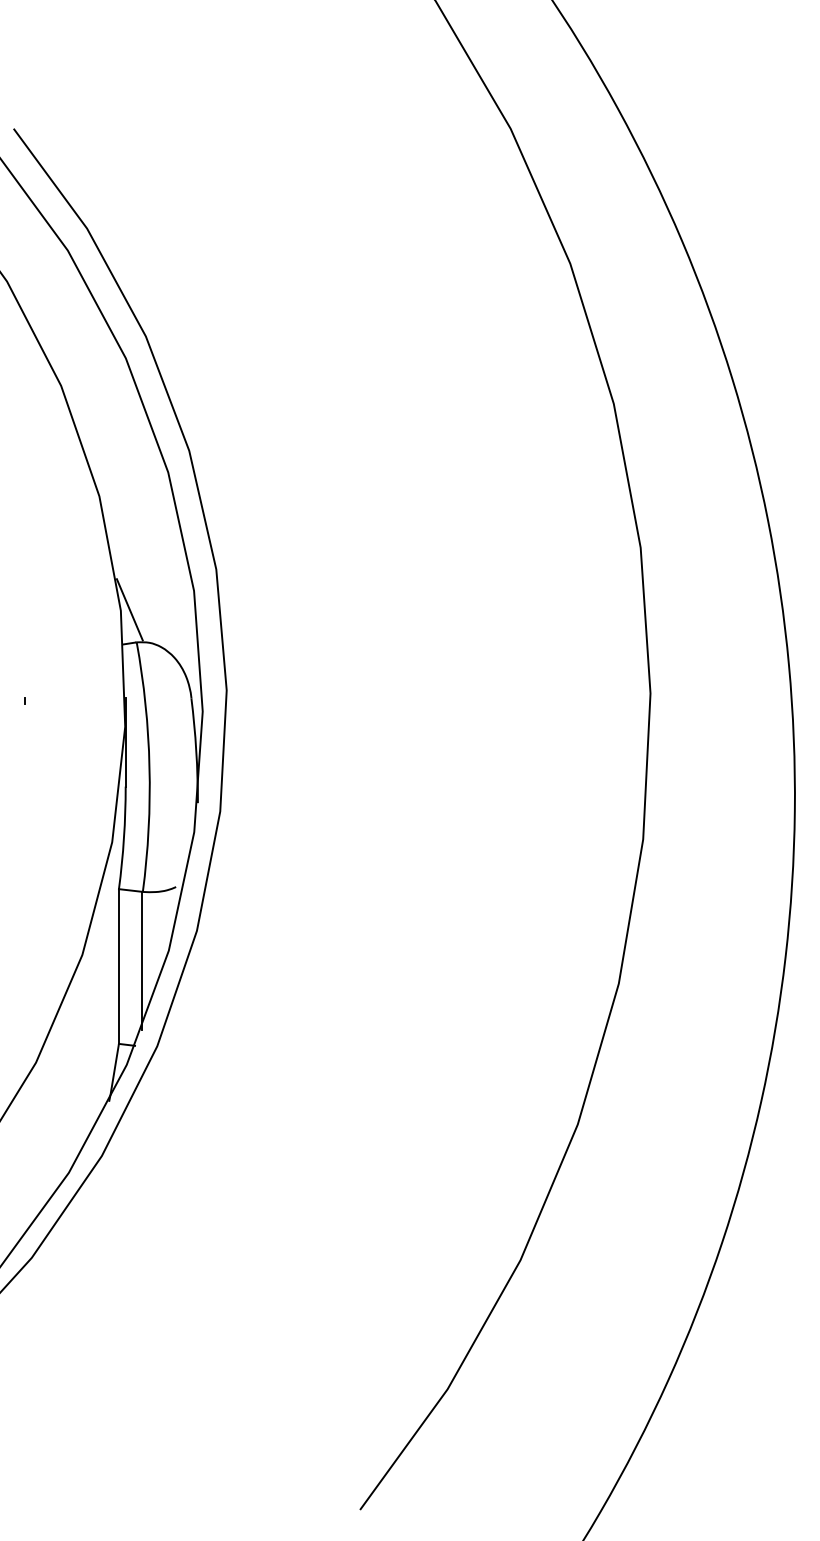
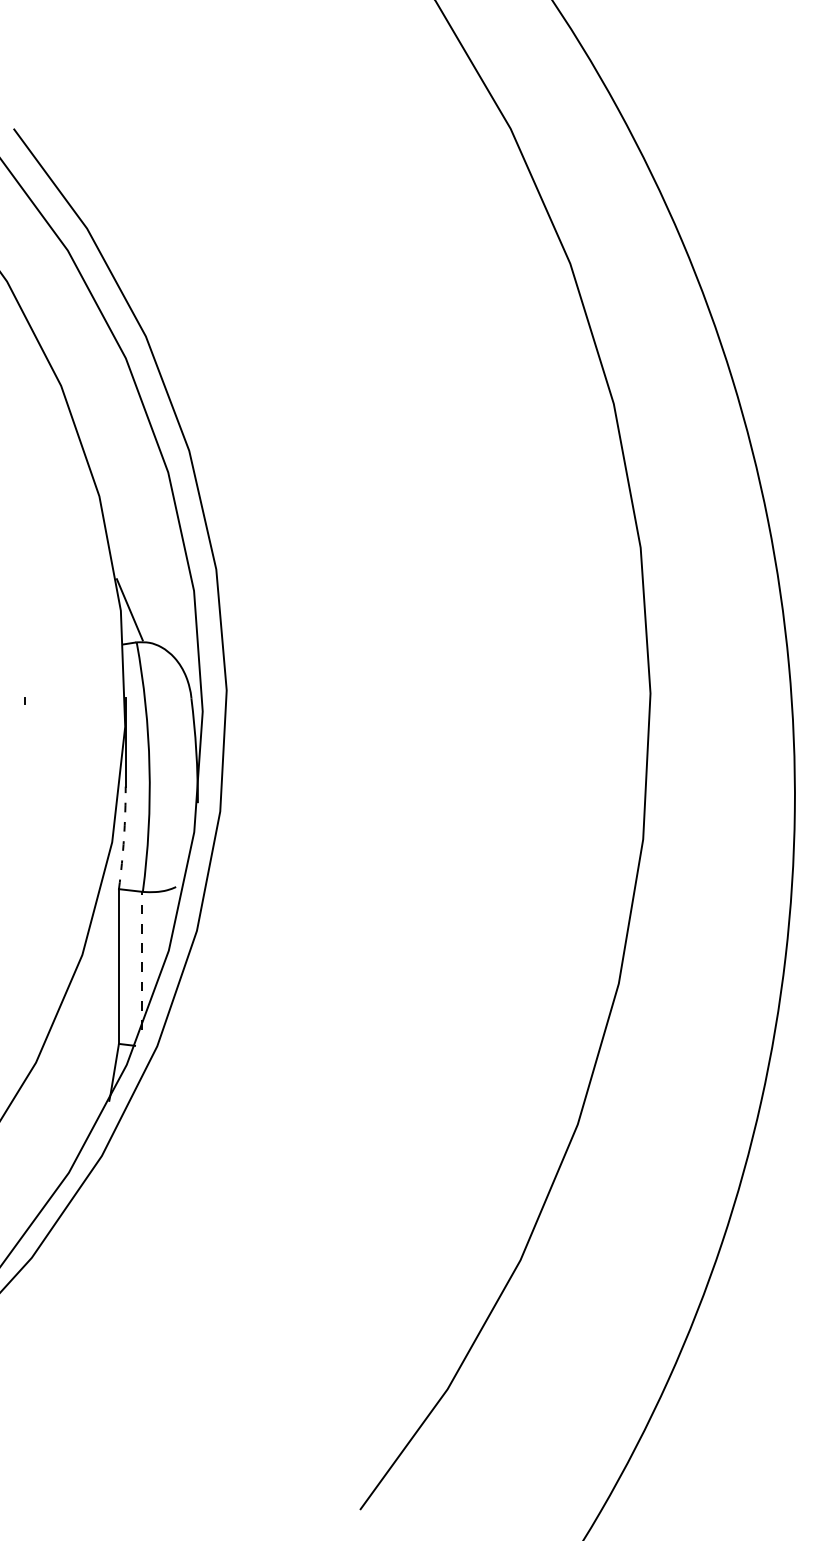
arc: solid -> dashed (124, 837)
line: solid -> dashed (141, 960)
